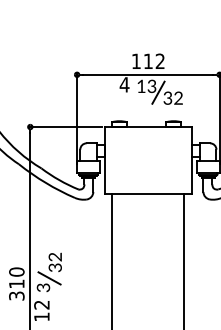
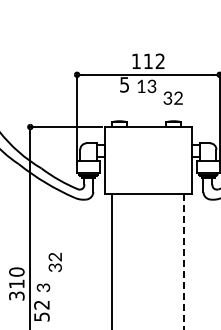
text: 4 -> 5 (124, 84)
line: present -> none (158, 92)
line: solid -> dashed (184, 261)
line: present -> none (49, 278)
text: 12 -> 52 (41, 316)
